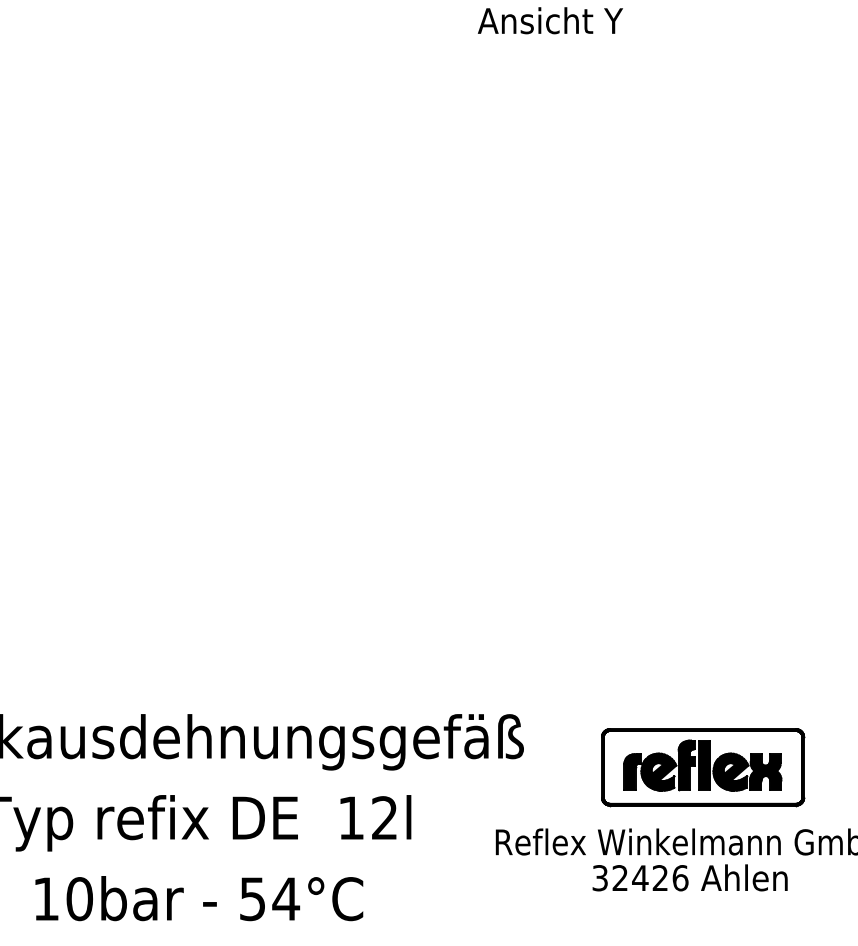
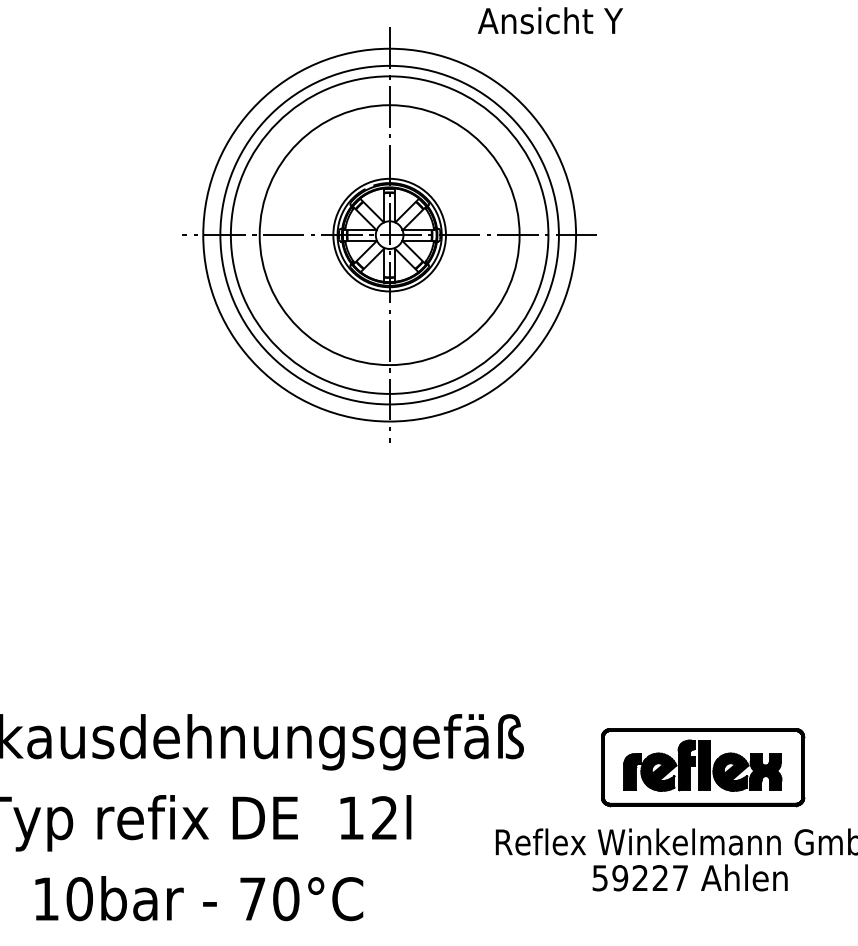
part: none -> present (389, 234)
text: 32426 -> 59227 (640, 878)
text: 54°C -> 70°C (270, 899)
